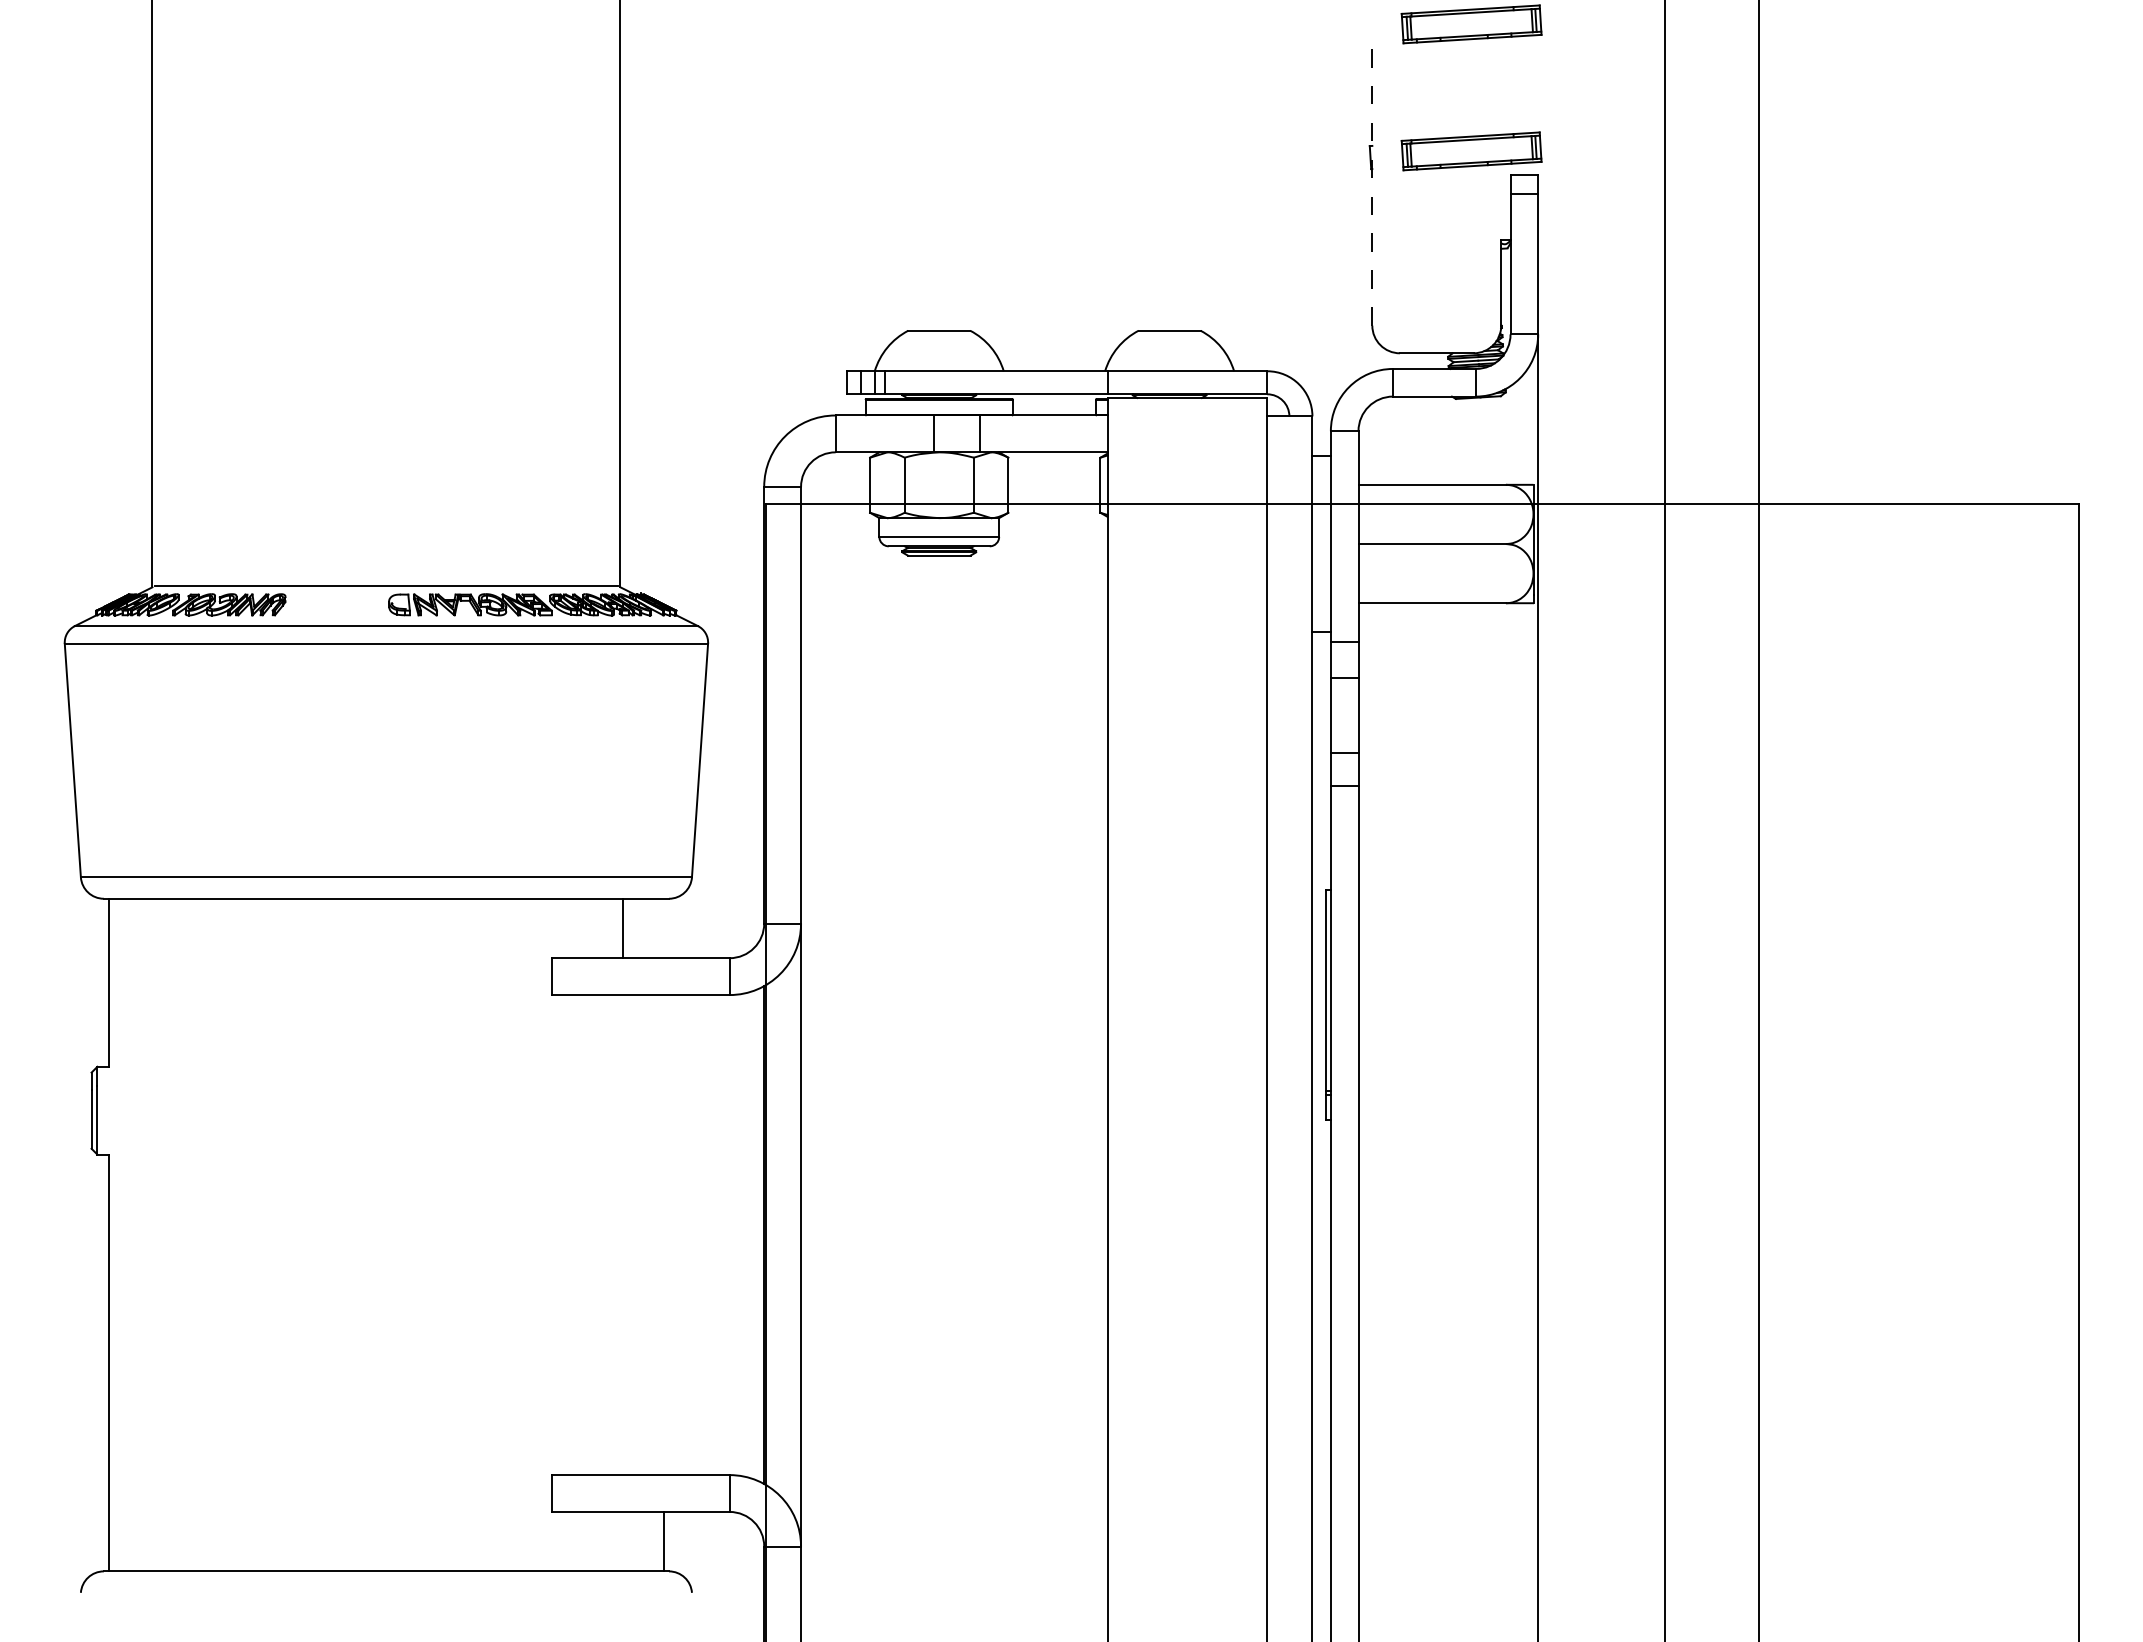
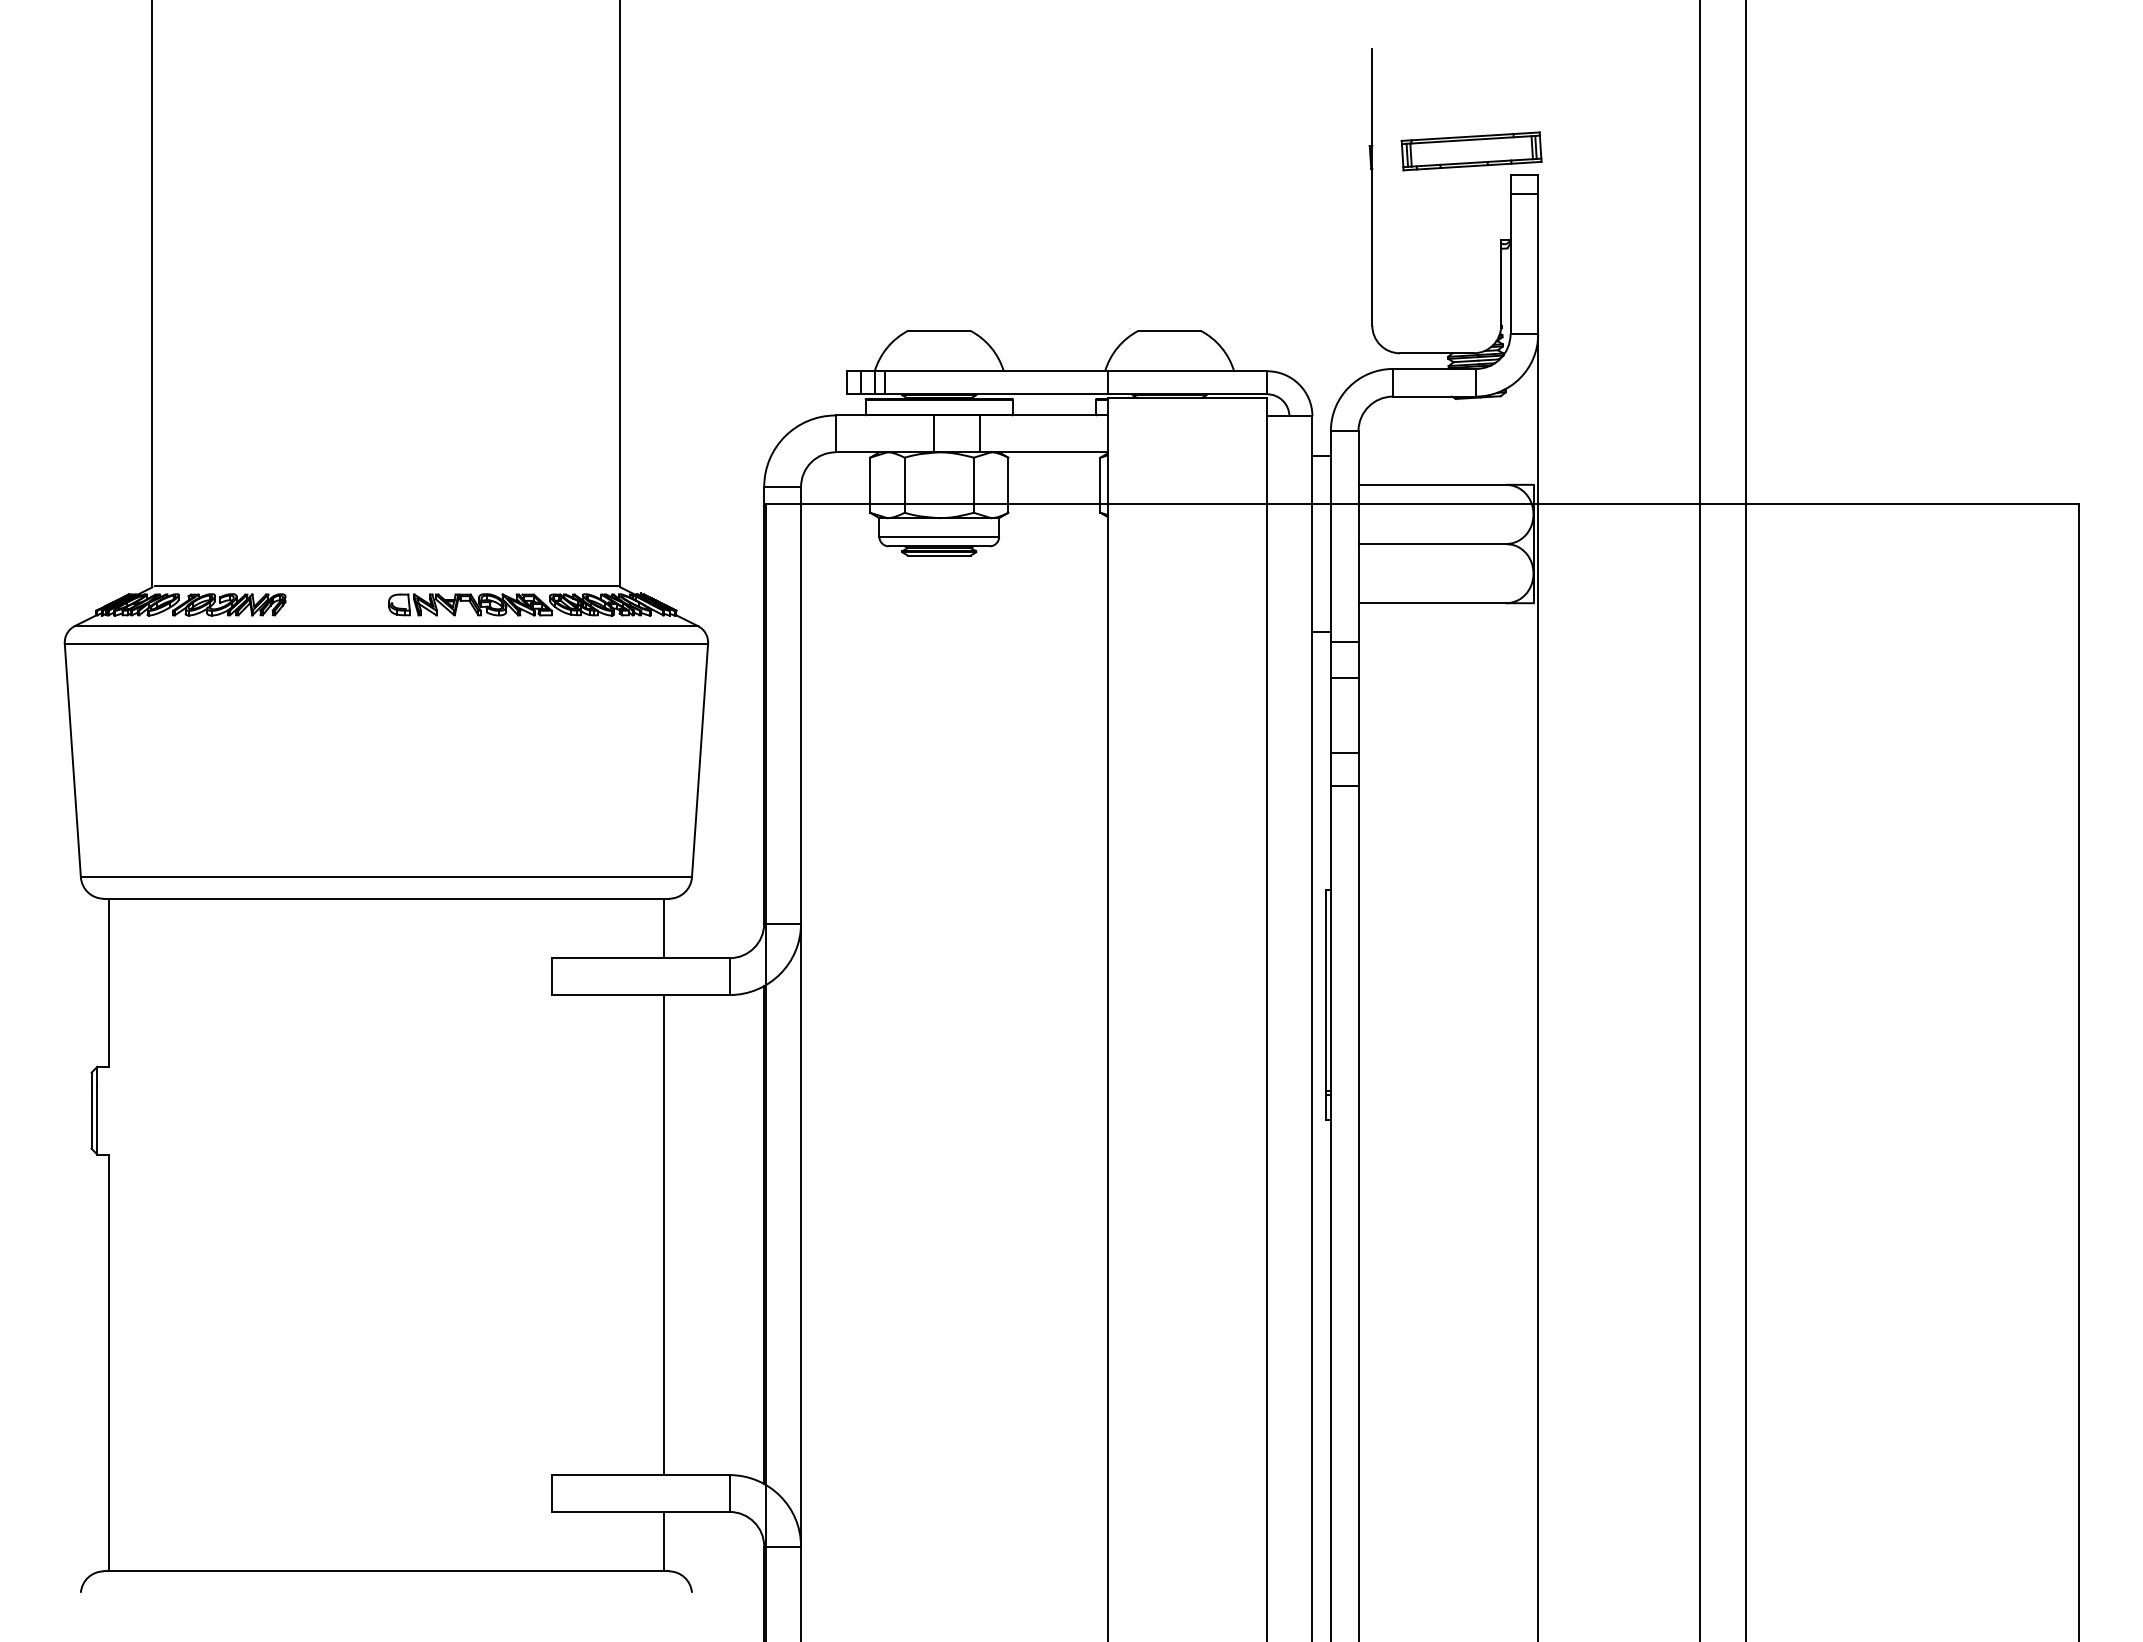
part: present -> none (1471, 24)
line: dashed -> solid (1372, 187)
line position: (1665, 820) -> (1700, 820) (1700, 820)
line position: (1758, 820) -> (1745, 820) (1745, 820)
line position: (623, 928) -> (664, 928) (664, 928)
line: none -> present (664, 1235)
